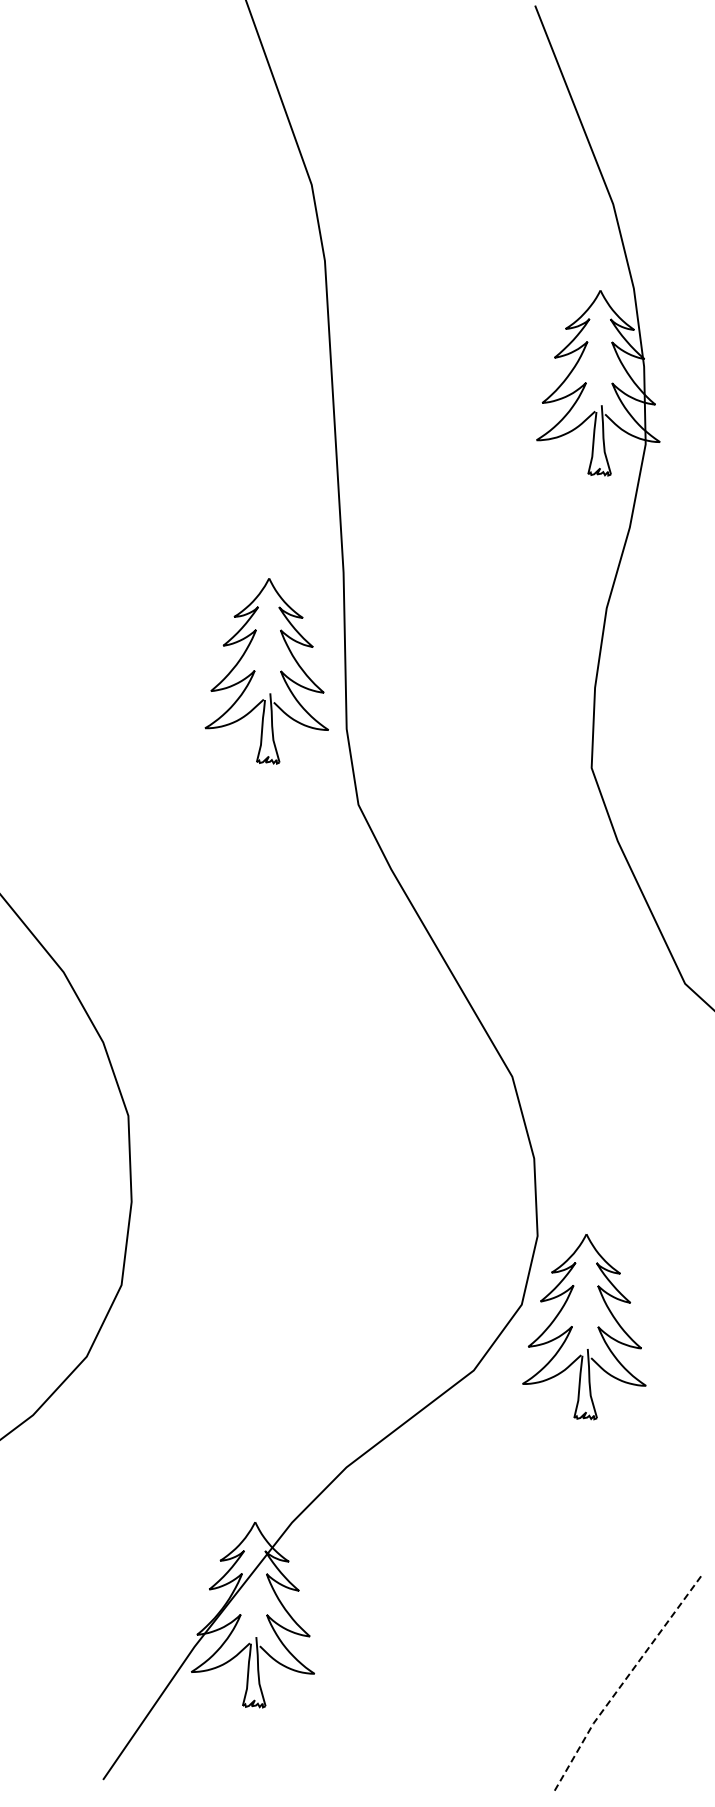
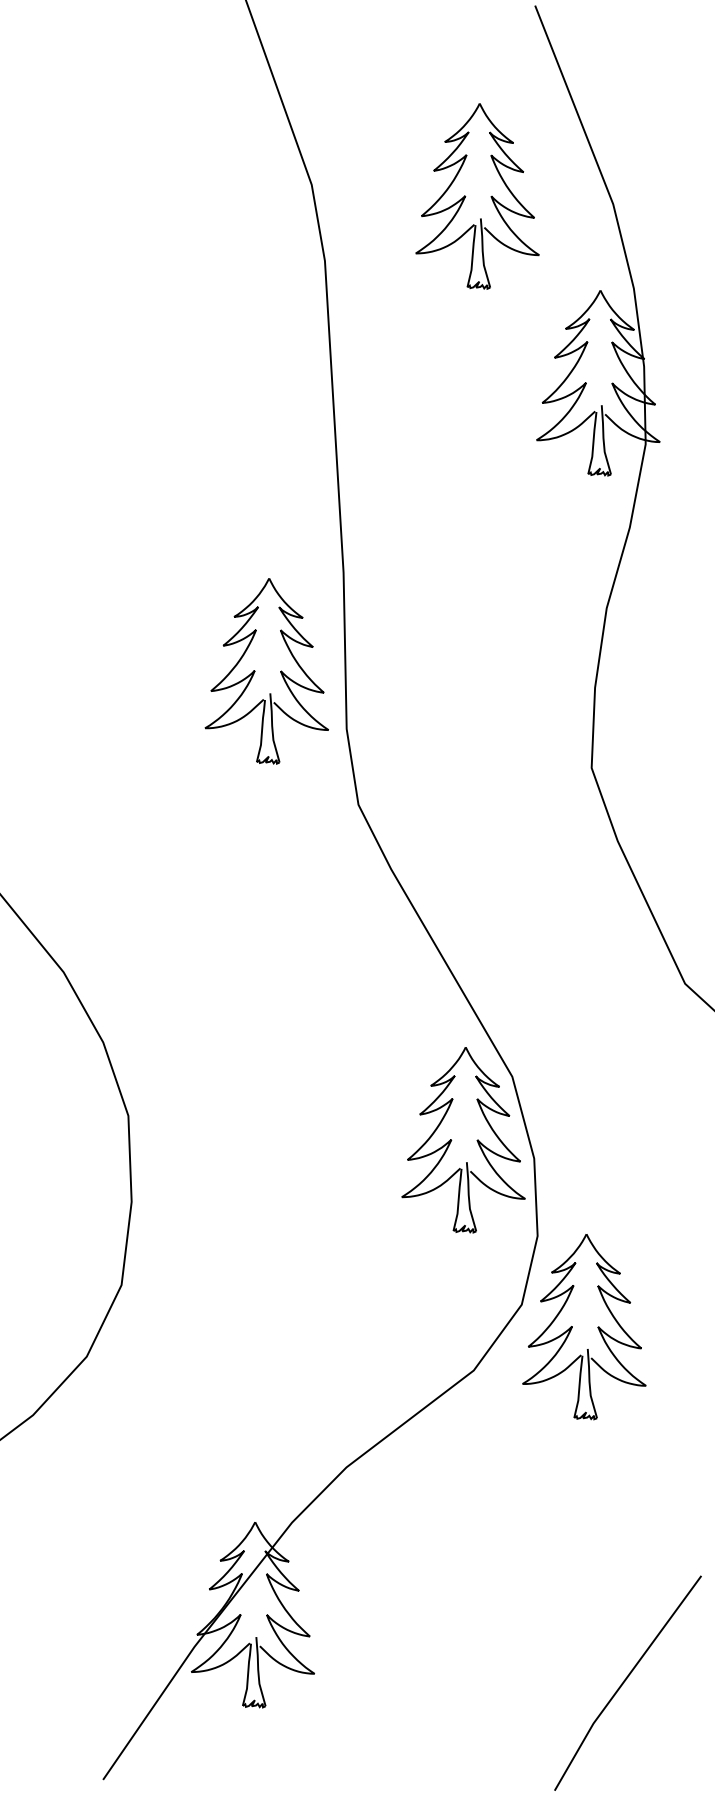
part: none -> present (466, 196)
part: none -> present (452, 1140)
line: dashed -> solid (624, 1681)
